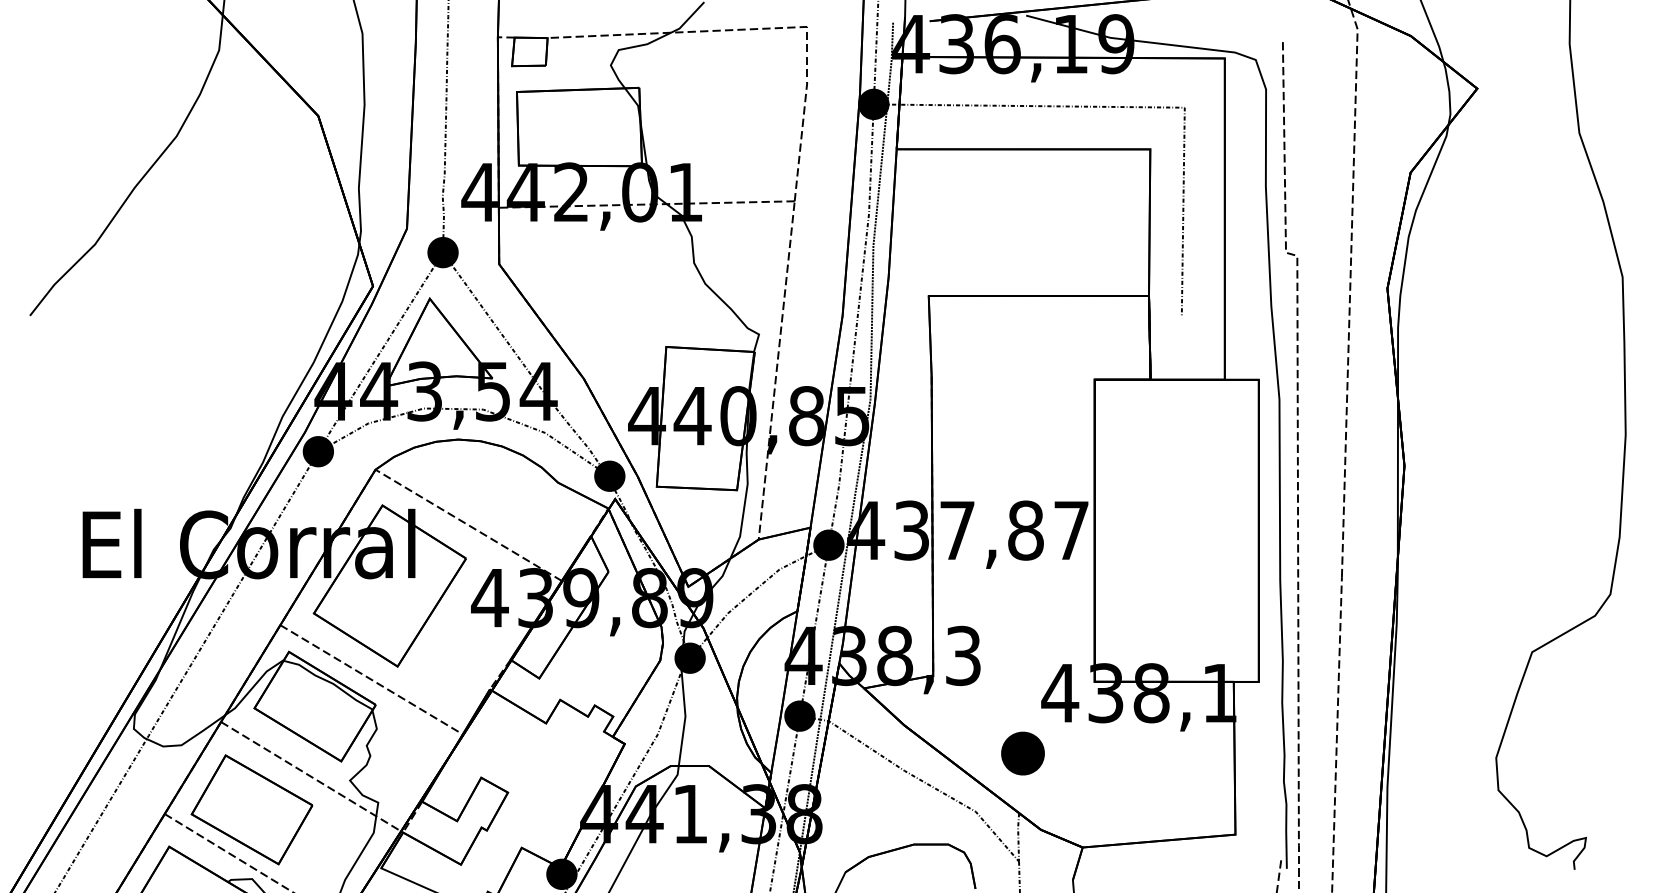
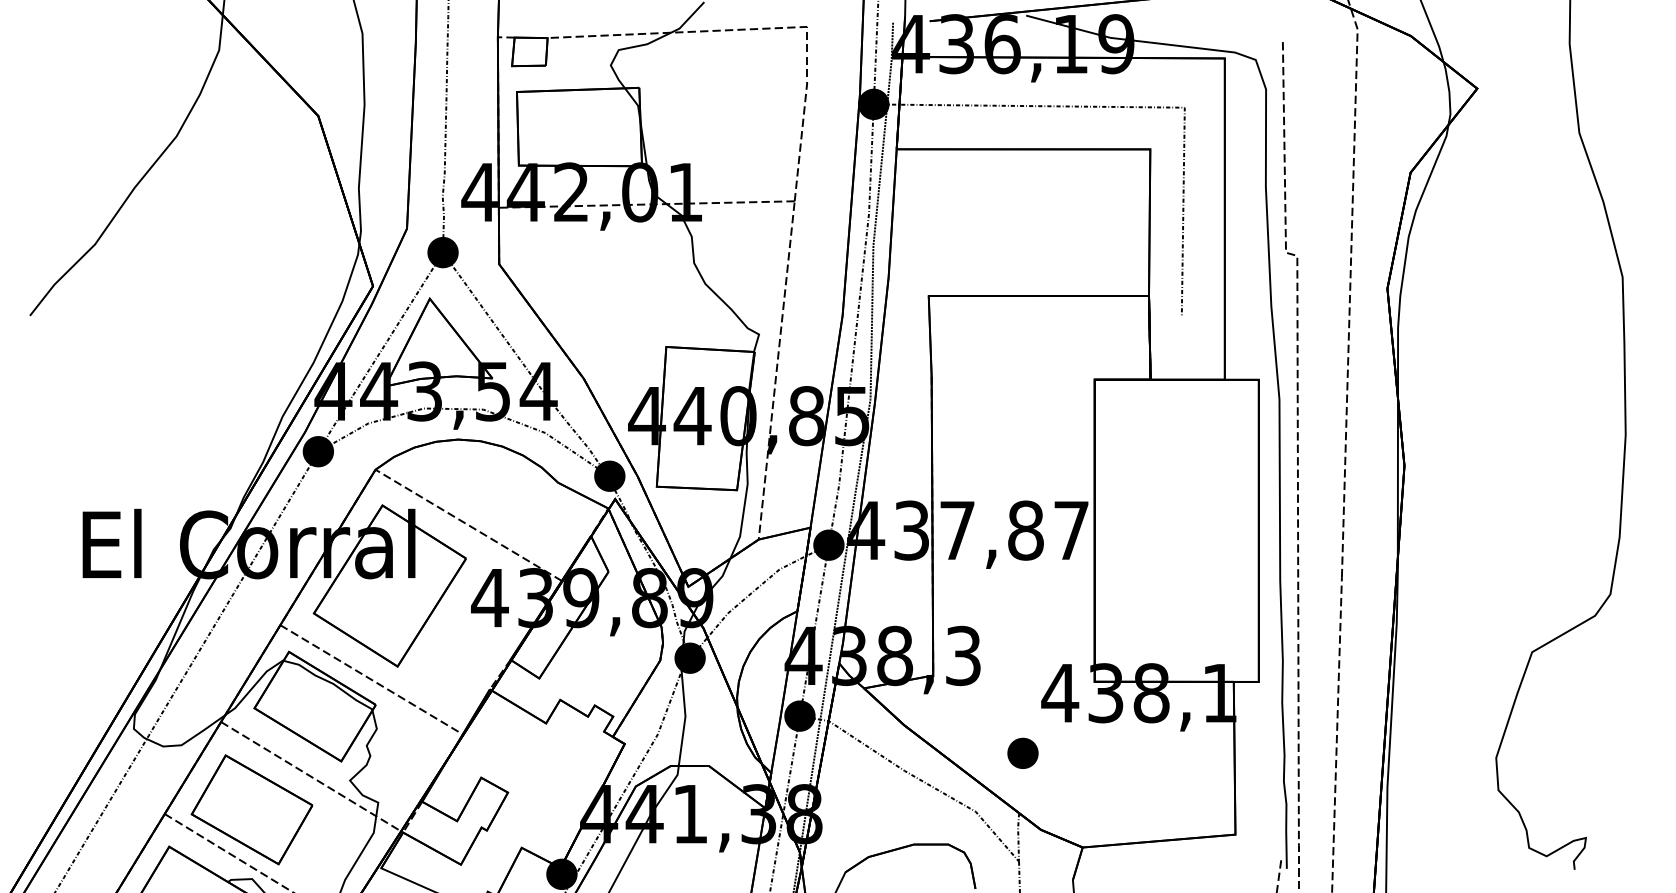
part size: 44x45 px -> 32x32 px (1022, 752)
